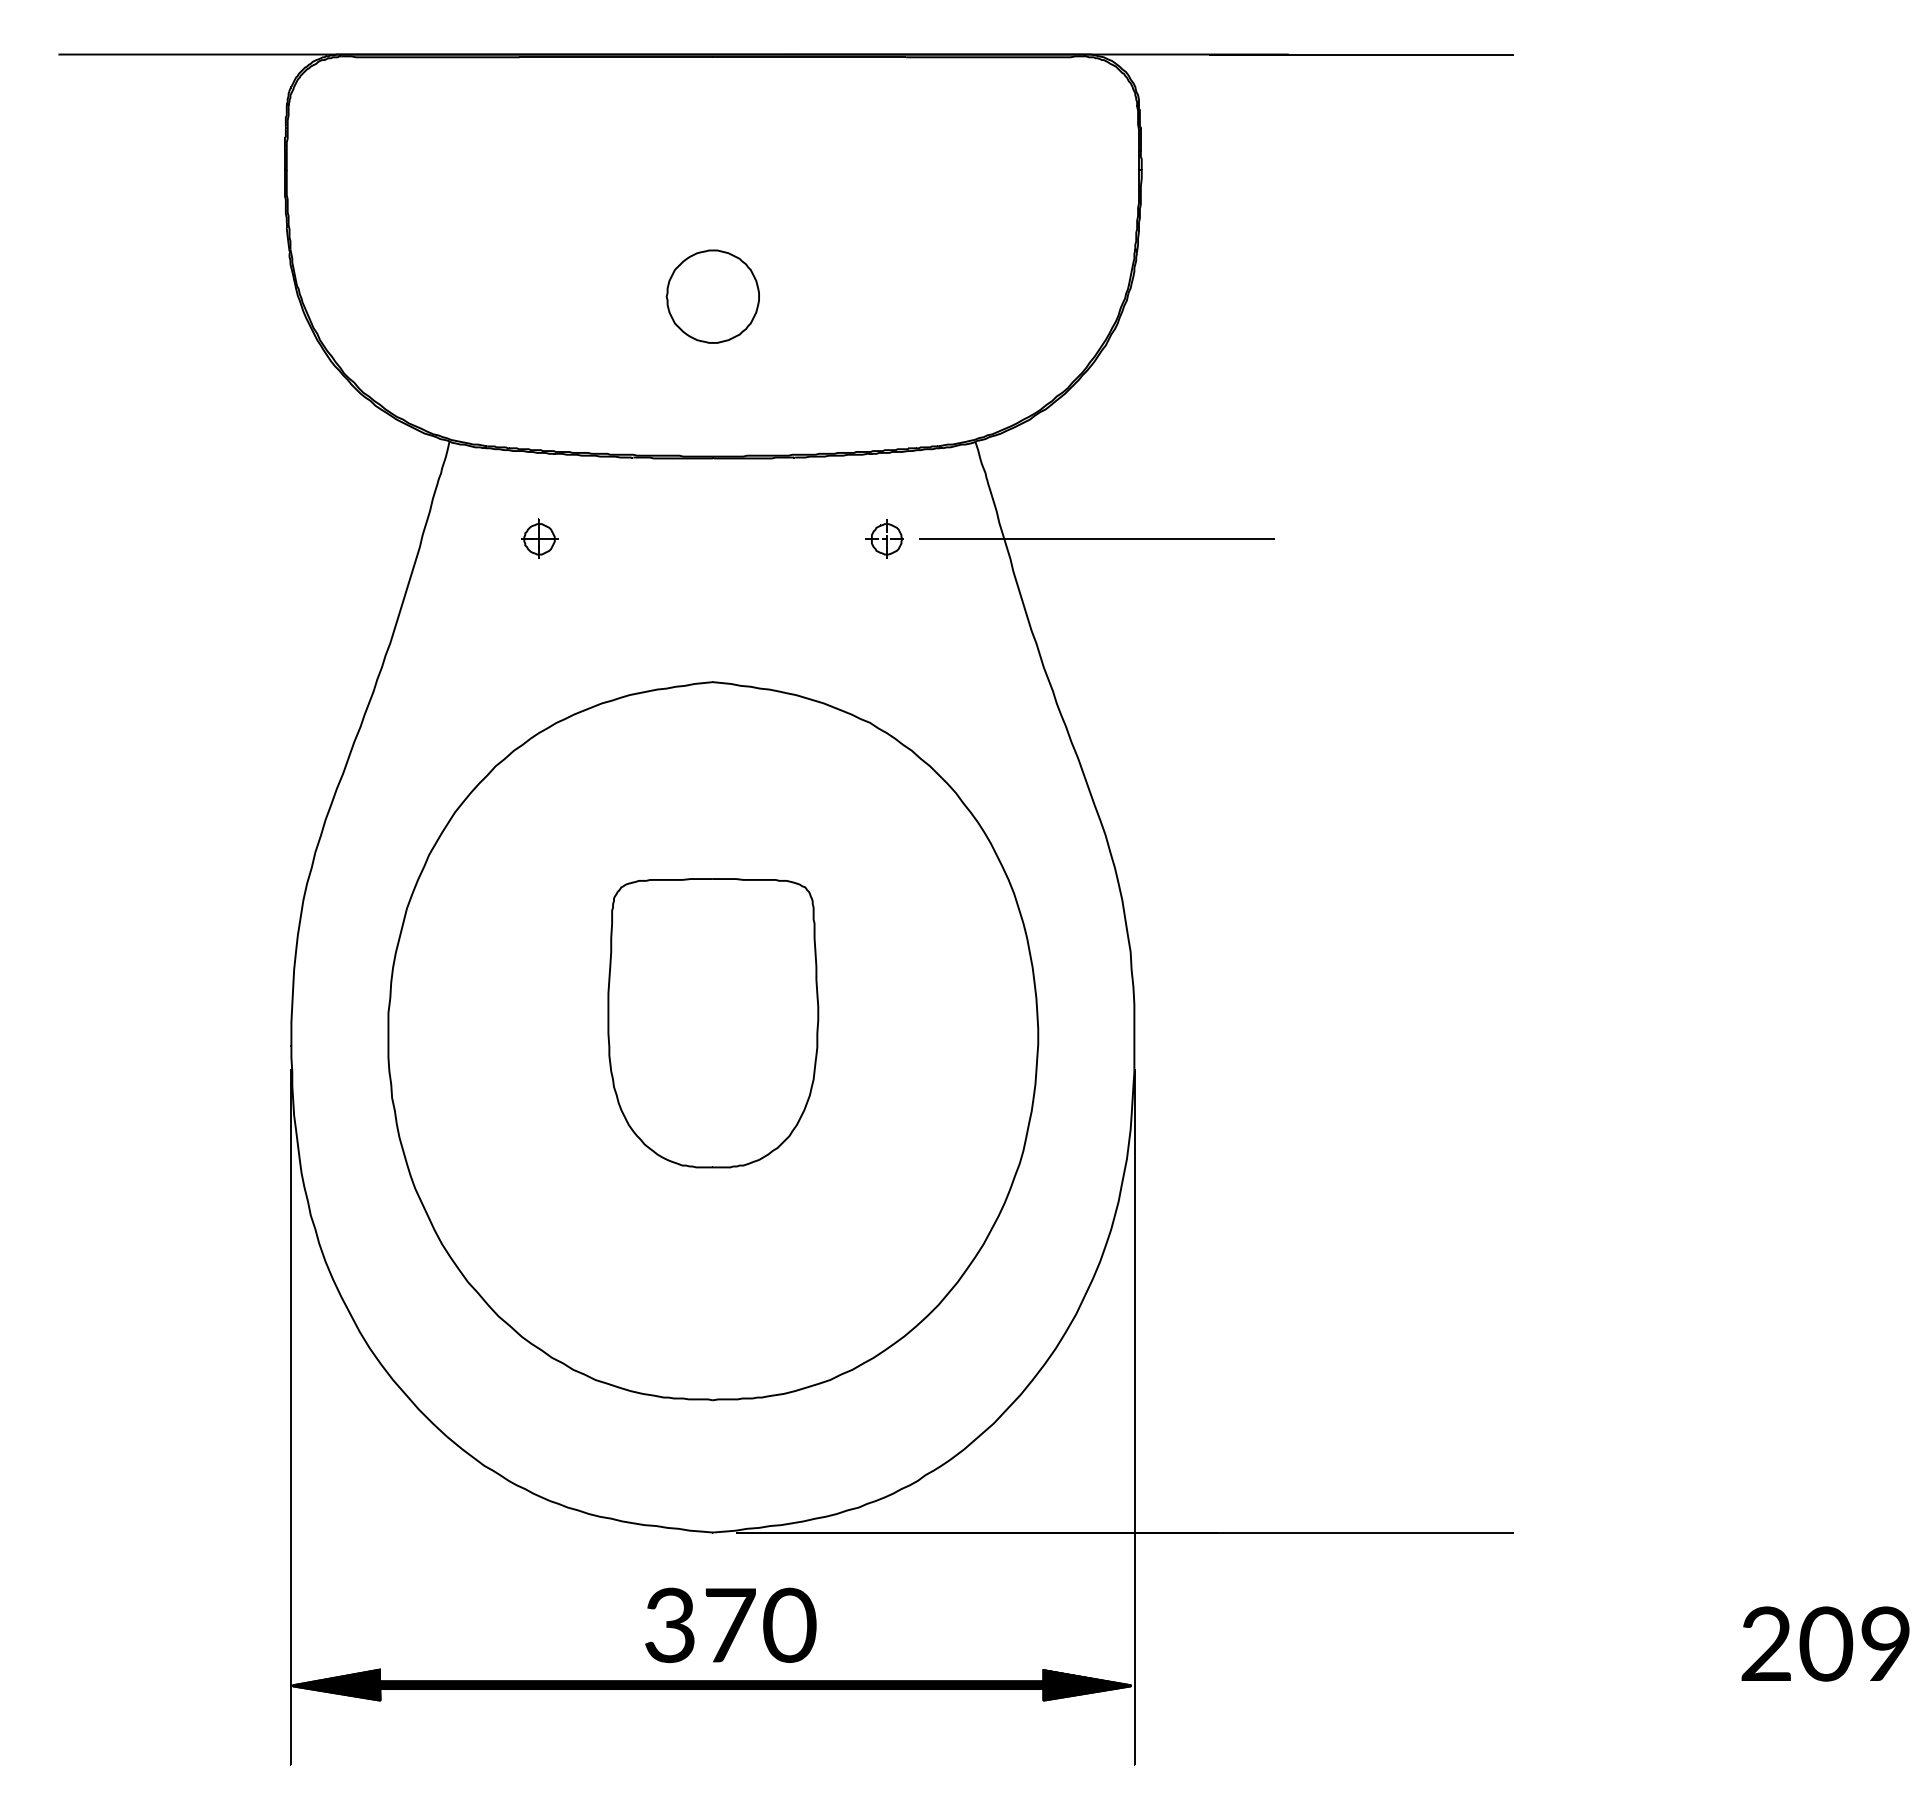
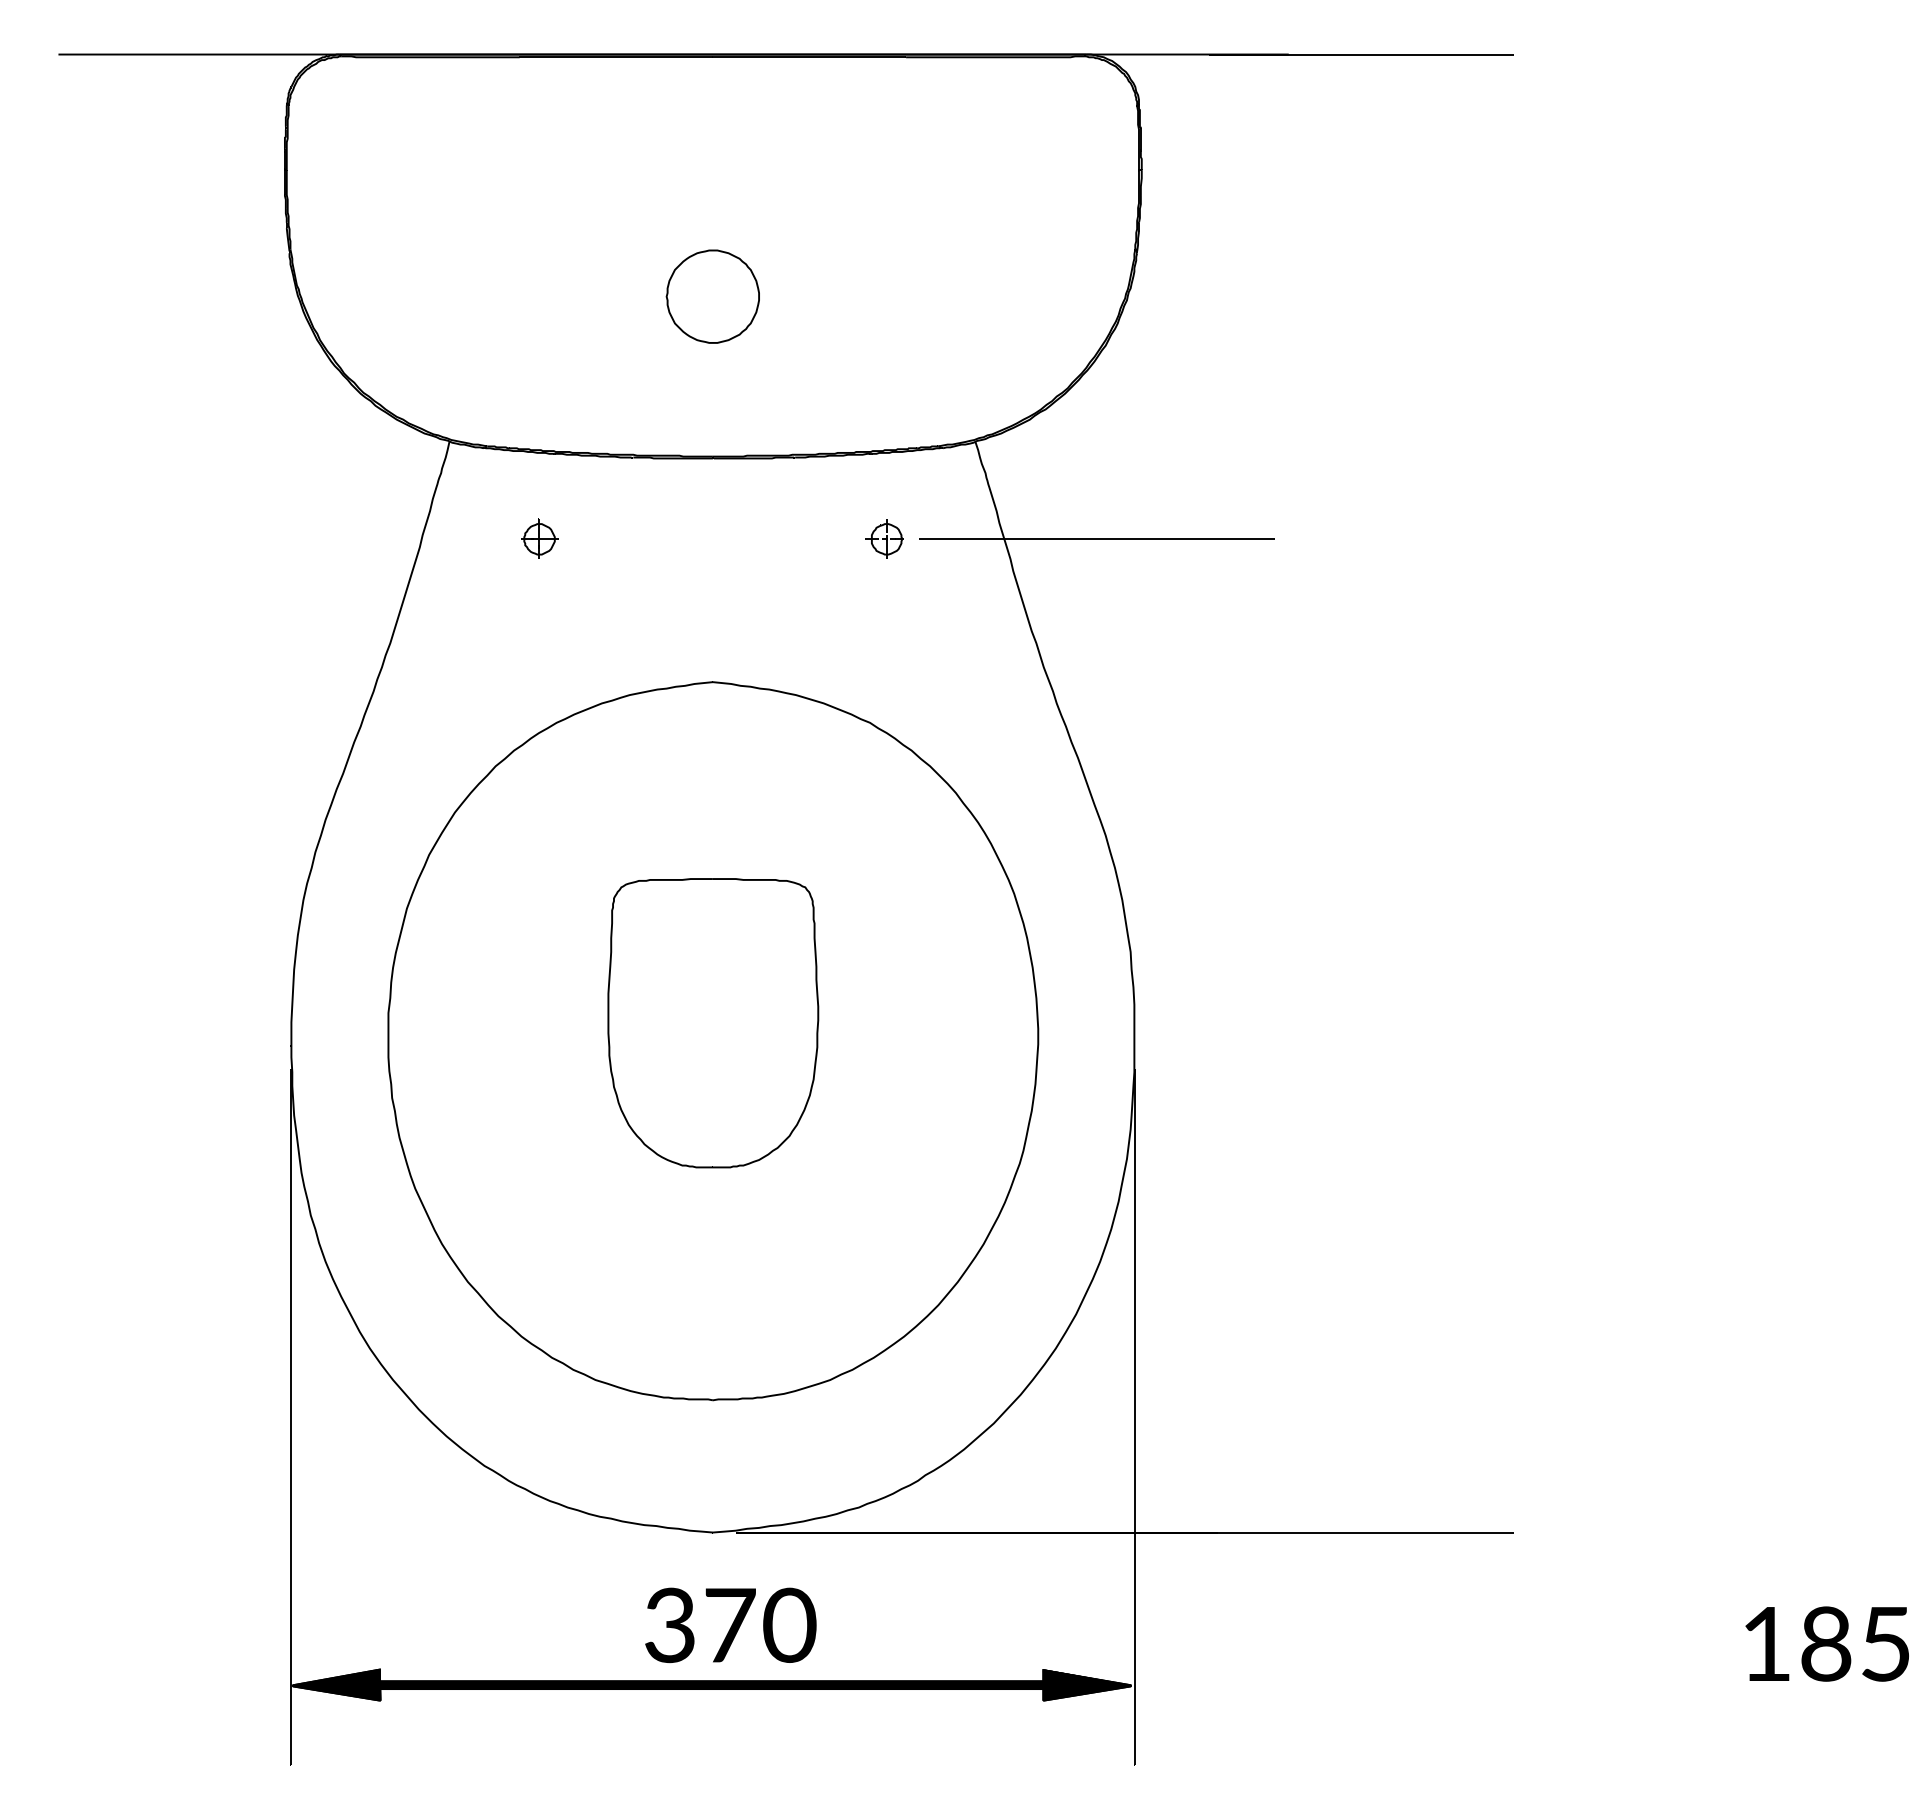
text: 209 -> 185 (1825, 1643)
